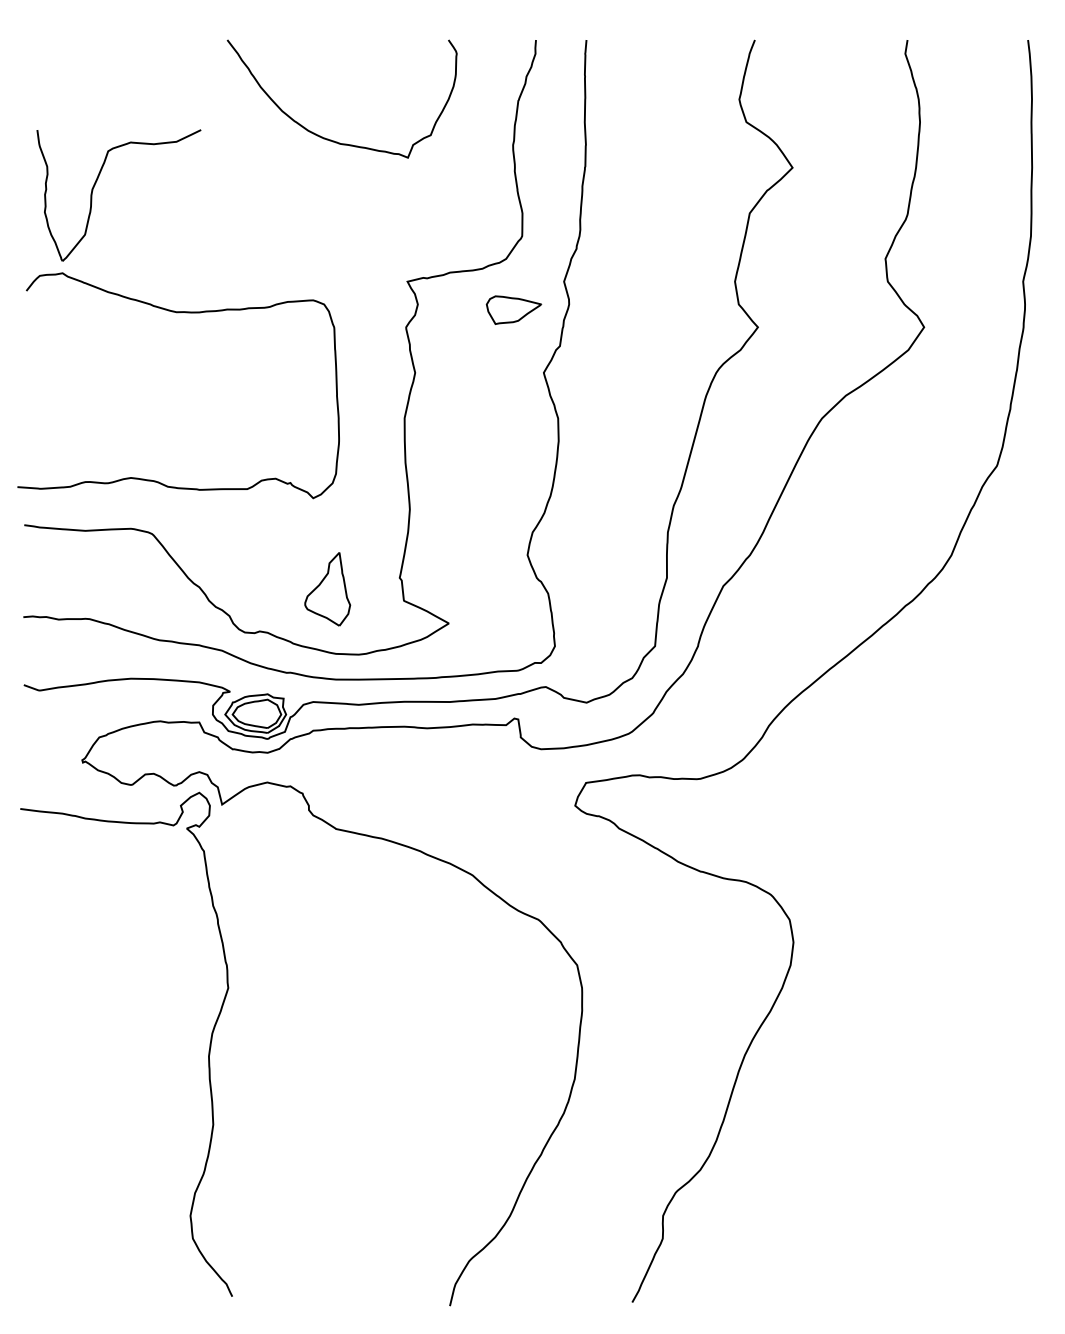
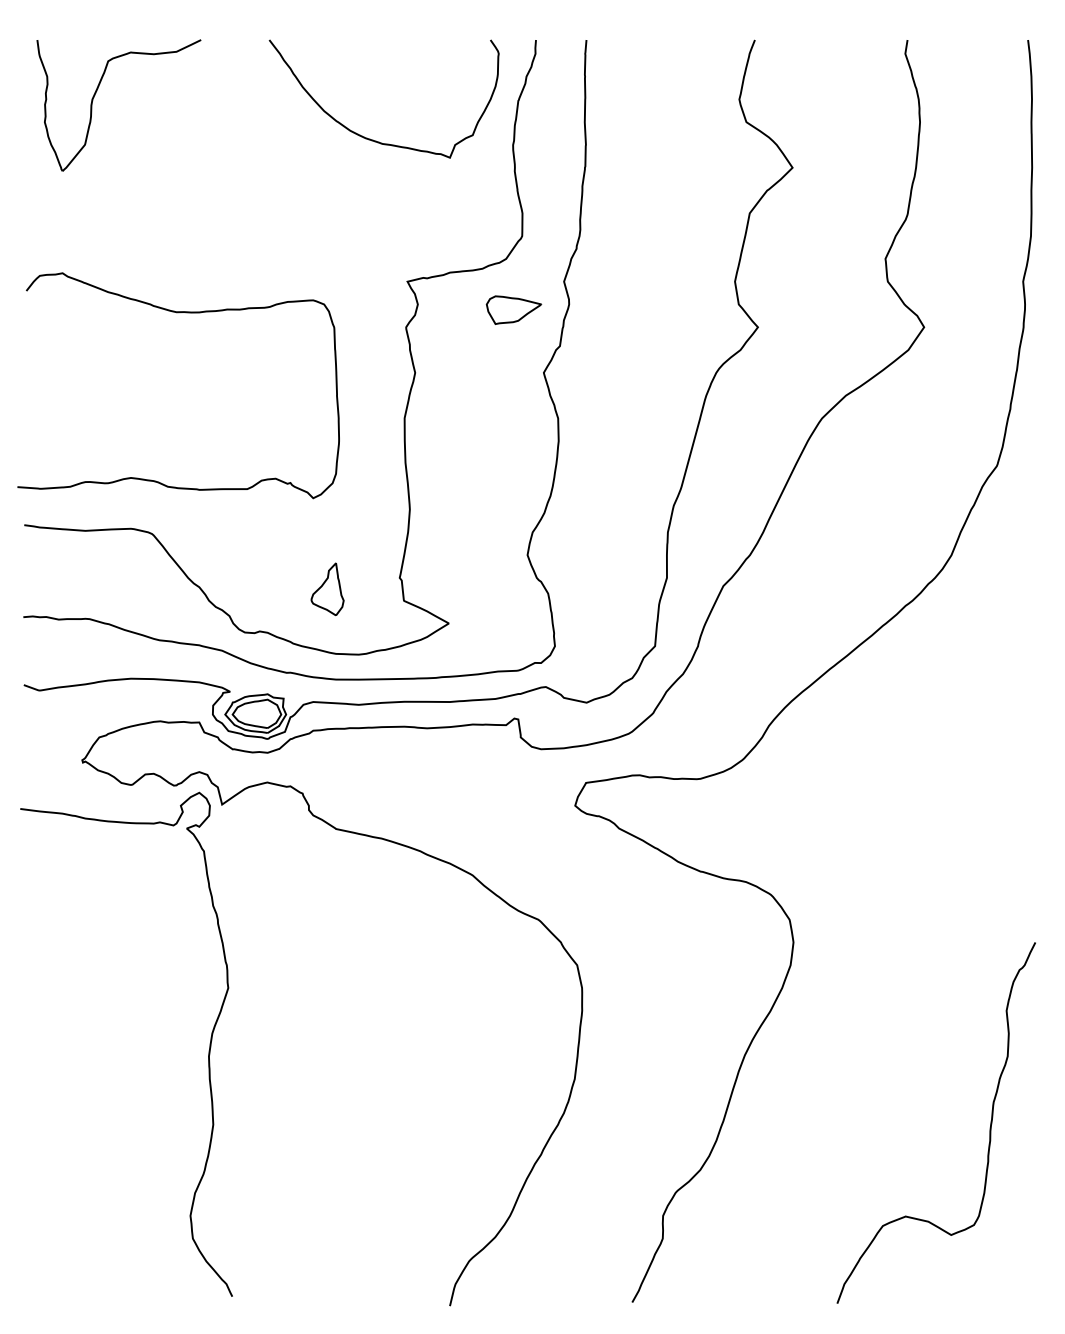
curve position: (328, 138) -> (370, 138) (370, 138)
part position: (96, 183) -> (96, 93) (96, 93)
part size: 48x75 px -> 35x55 px (327, 589)
curve: none -> present (989, 1127)
